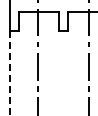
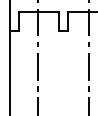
line: dashed -> solid (9, 73)
